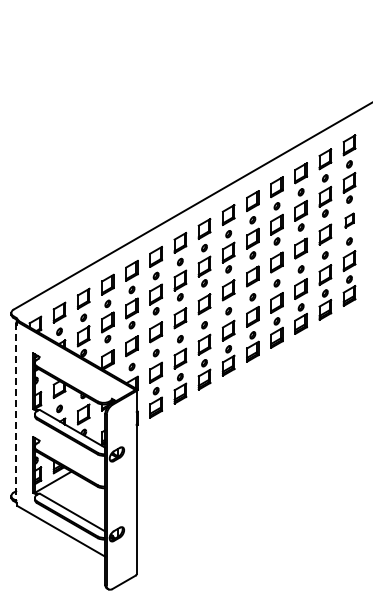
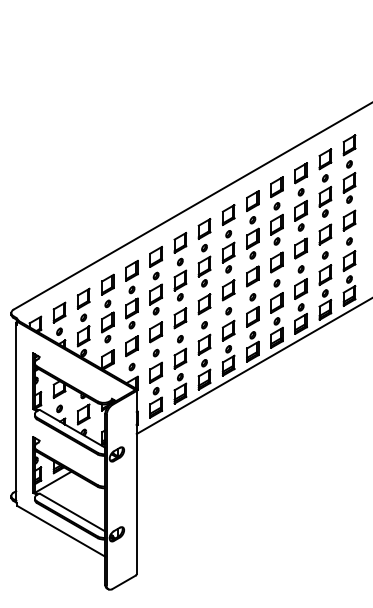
part size: 11x17 px -> 15x23 px (349, 220)
line: none -> present (252, 366)
line: dashed -> solid (16, 412)
